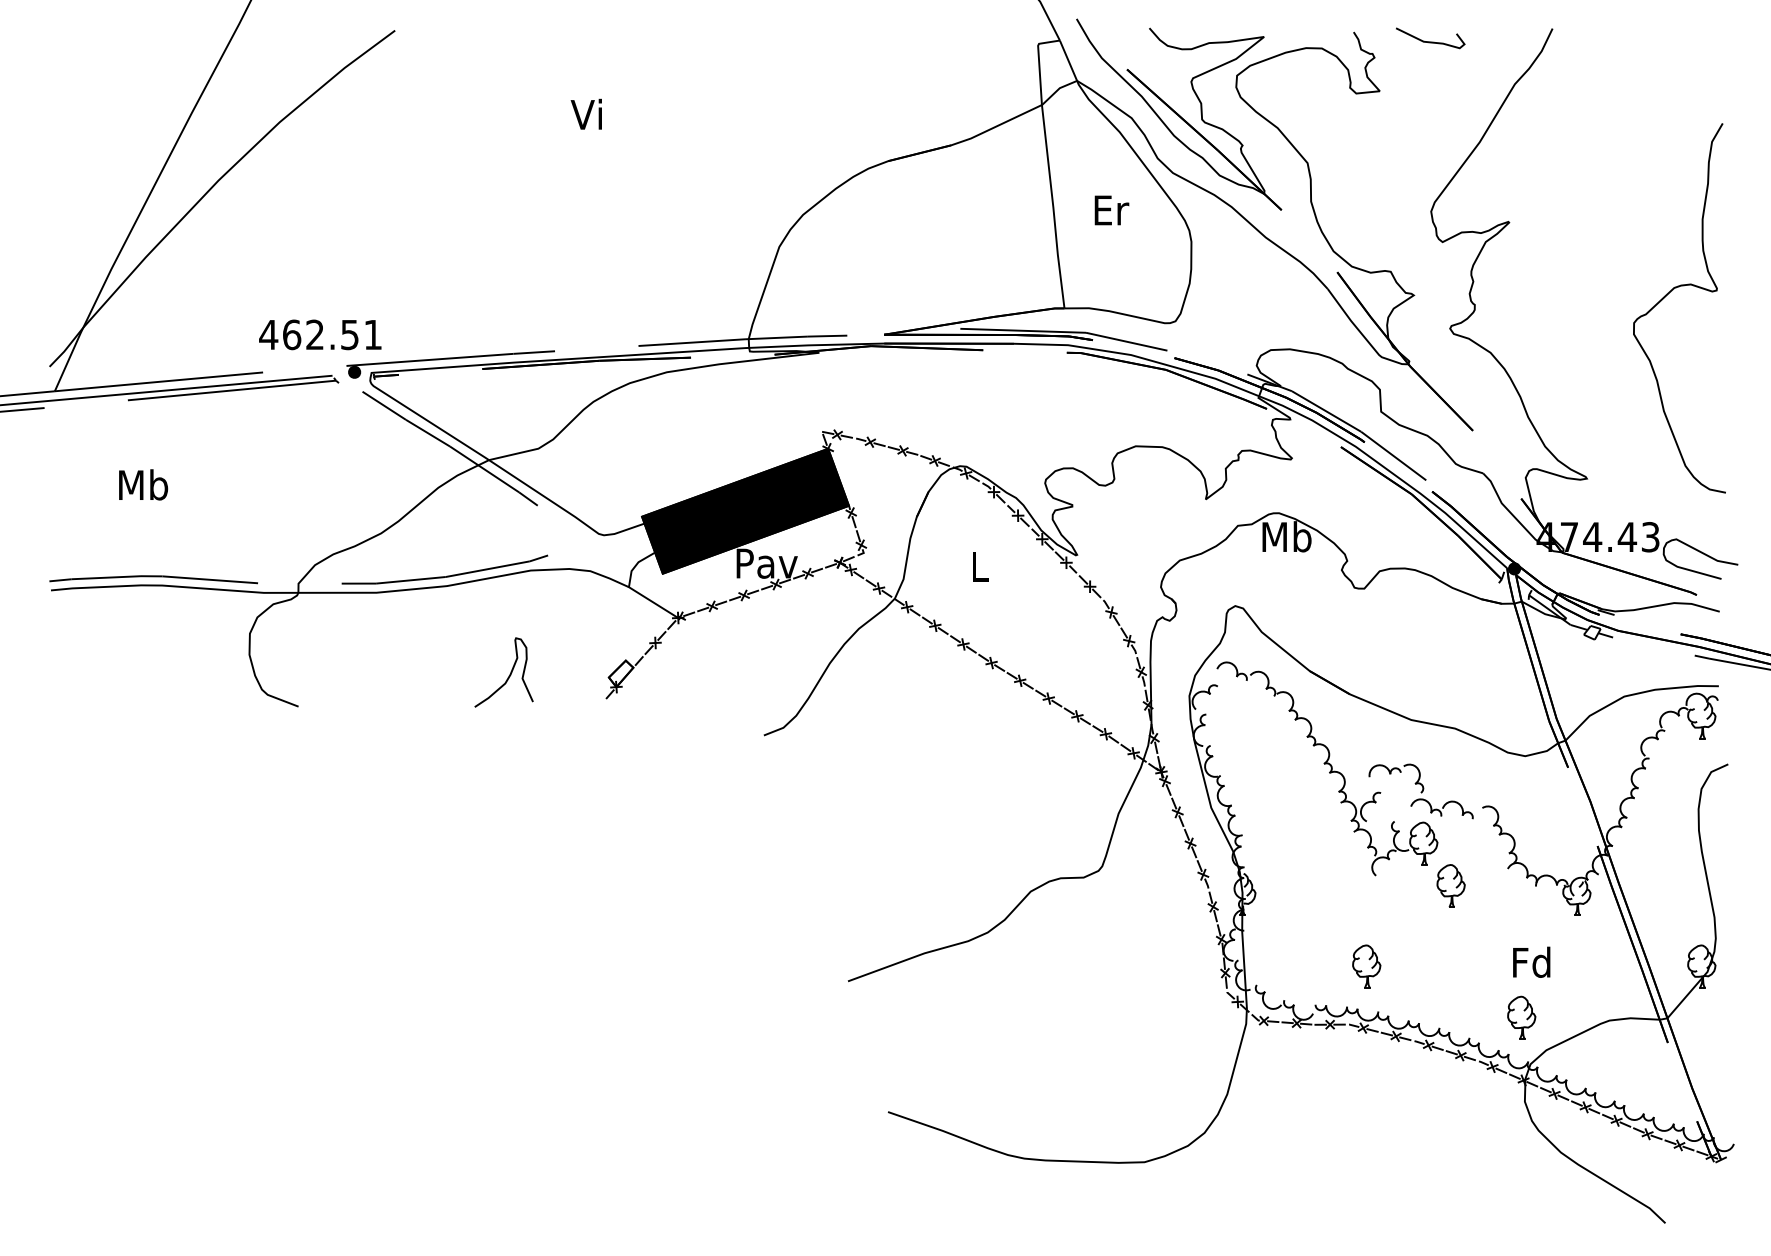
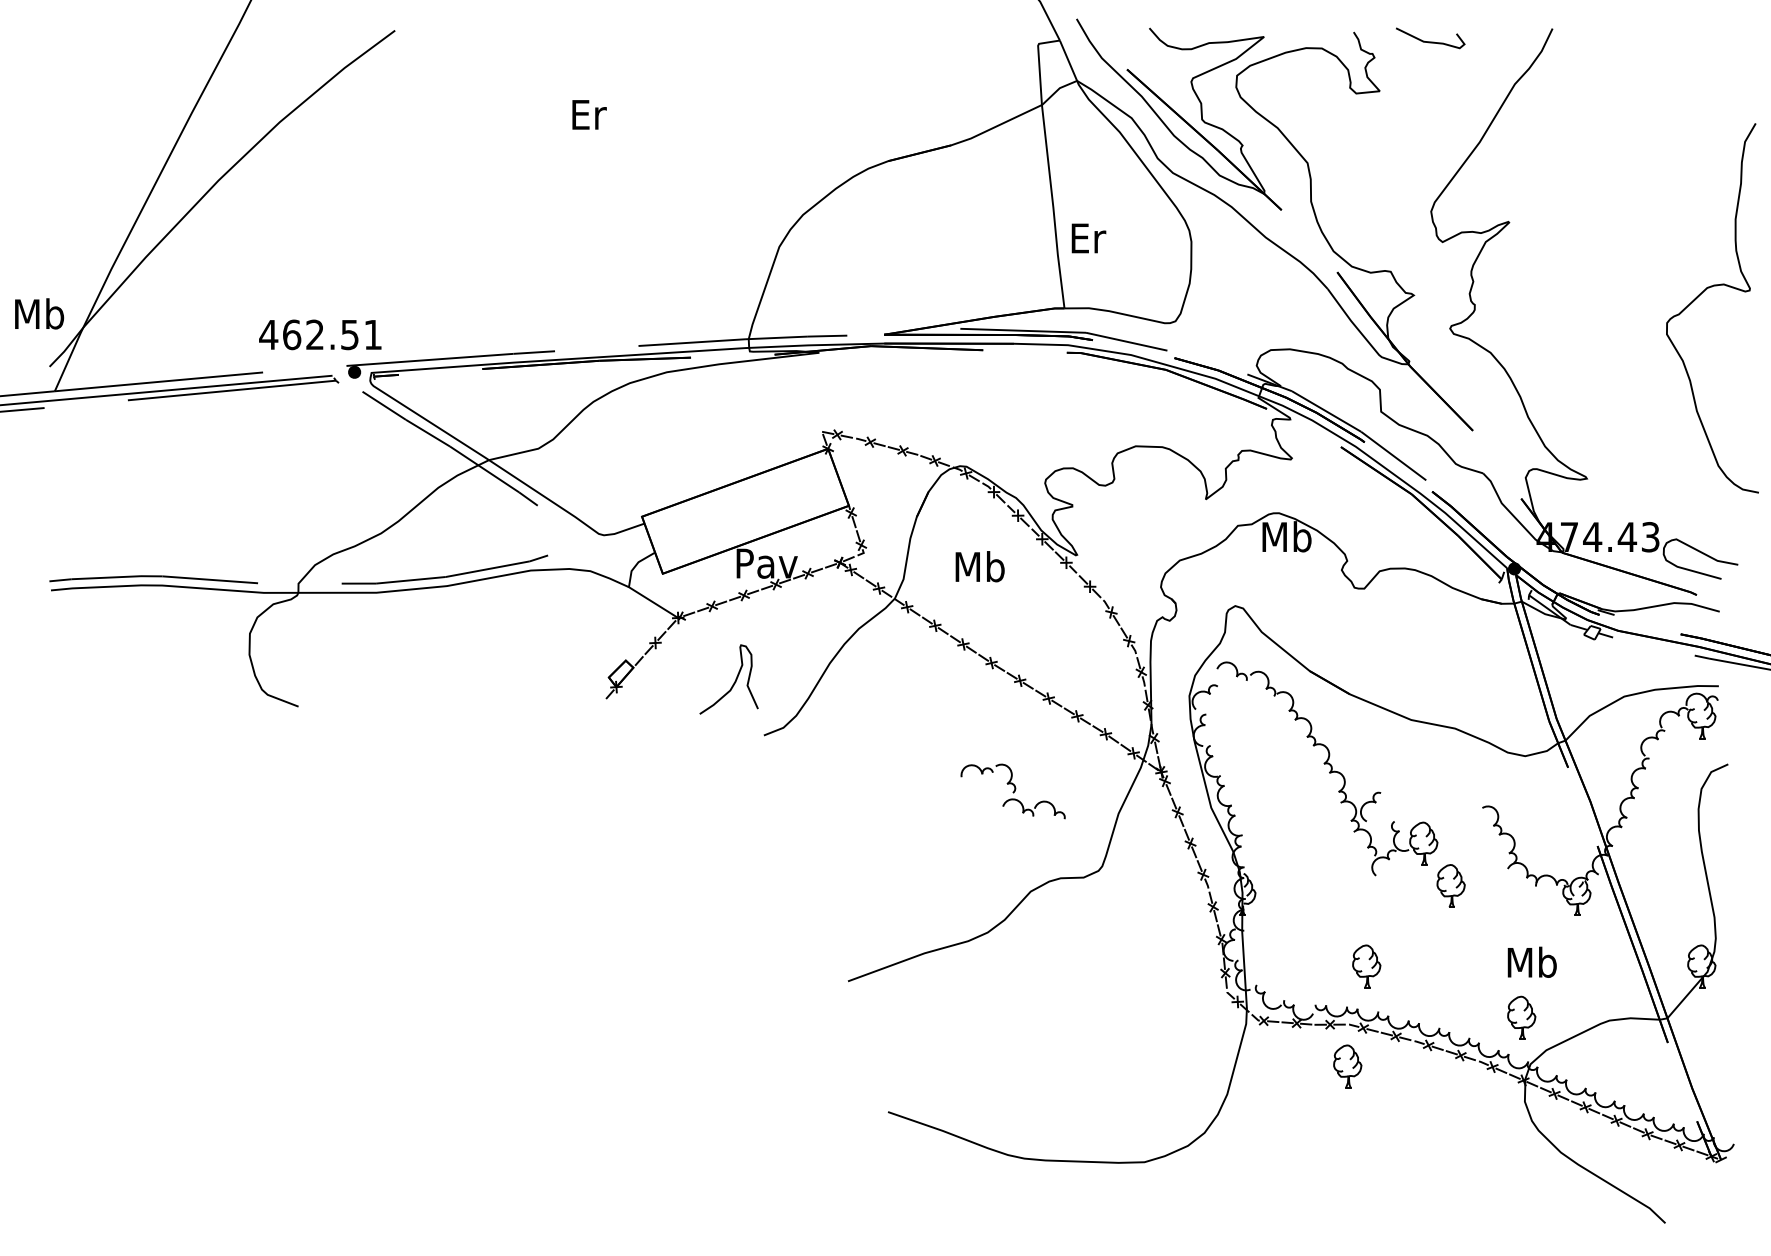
text: Vi -> Er (588, 113)
text position: (1111, 210) -> (1088, 238) (1088, 238)
curve position: (1667, 295) -> (1700, 295) (1700, 295)
text position: (143, 484) -> (39, 313) (39, 313)
fill: present -> none (745, 510)
text: L -> Mb (979, 566)
curve position: (509, 674) -> (734, 681) (734, 681)
part position: (1420, 791) -> (1012, 791) (1012, 791)
text: Fd -> Mb (1531, 961)
part: none -> present (1347, 1066)
